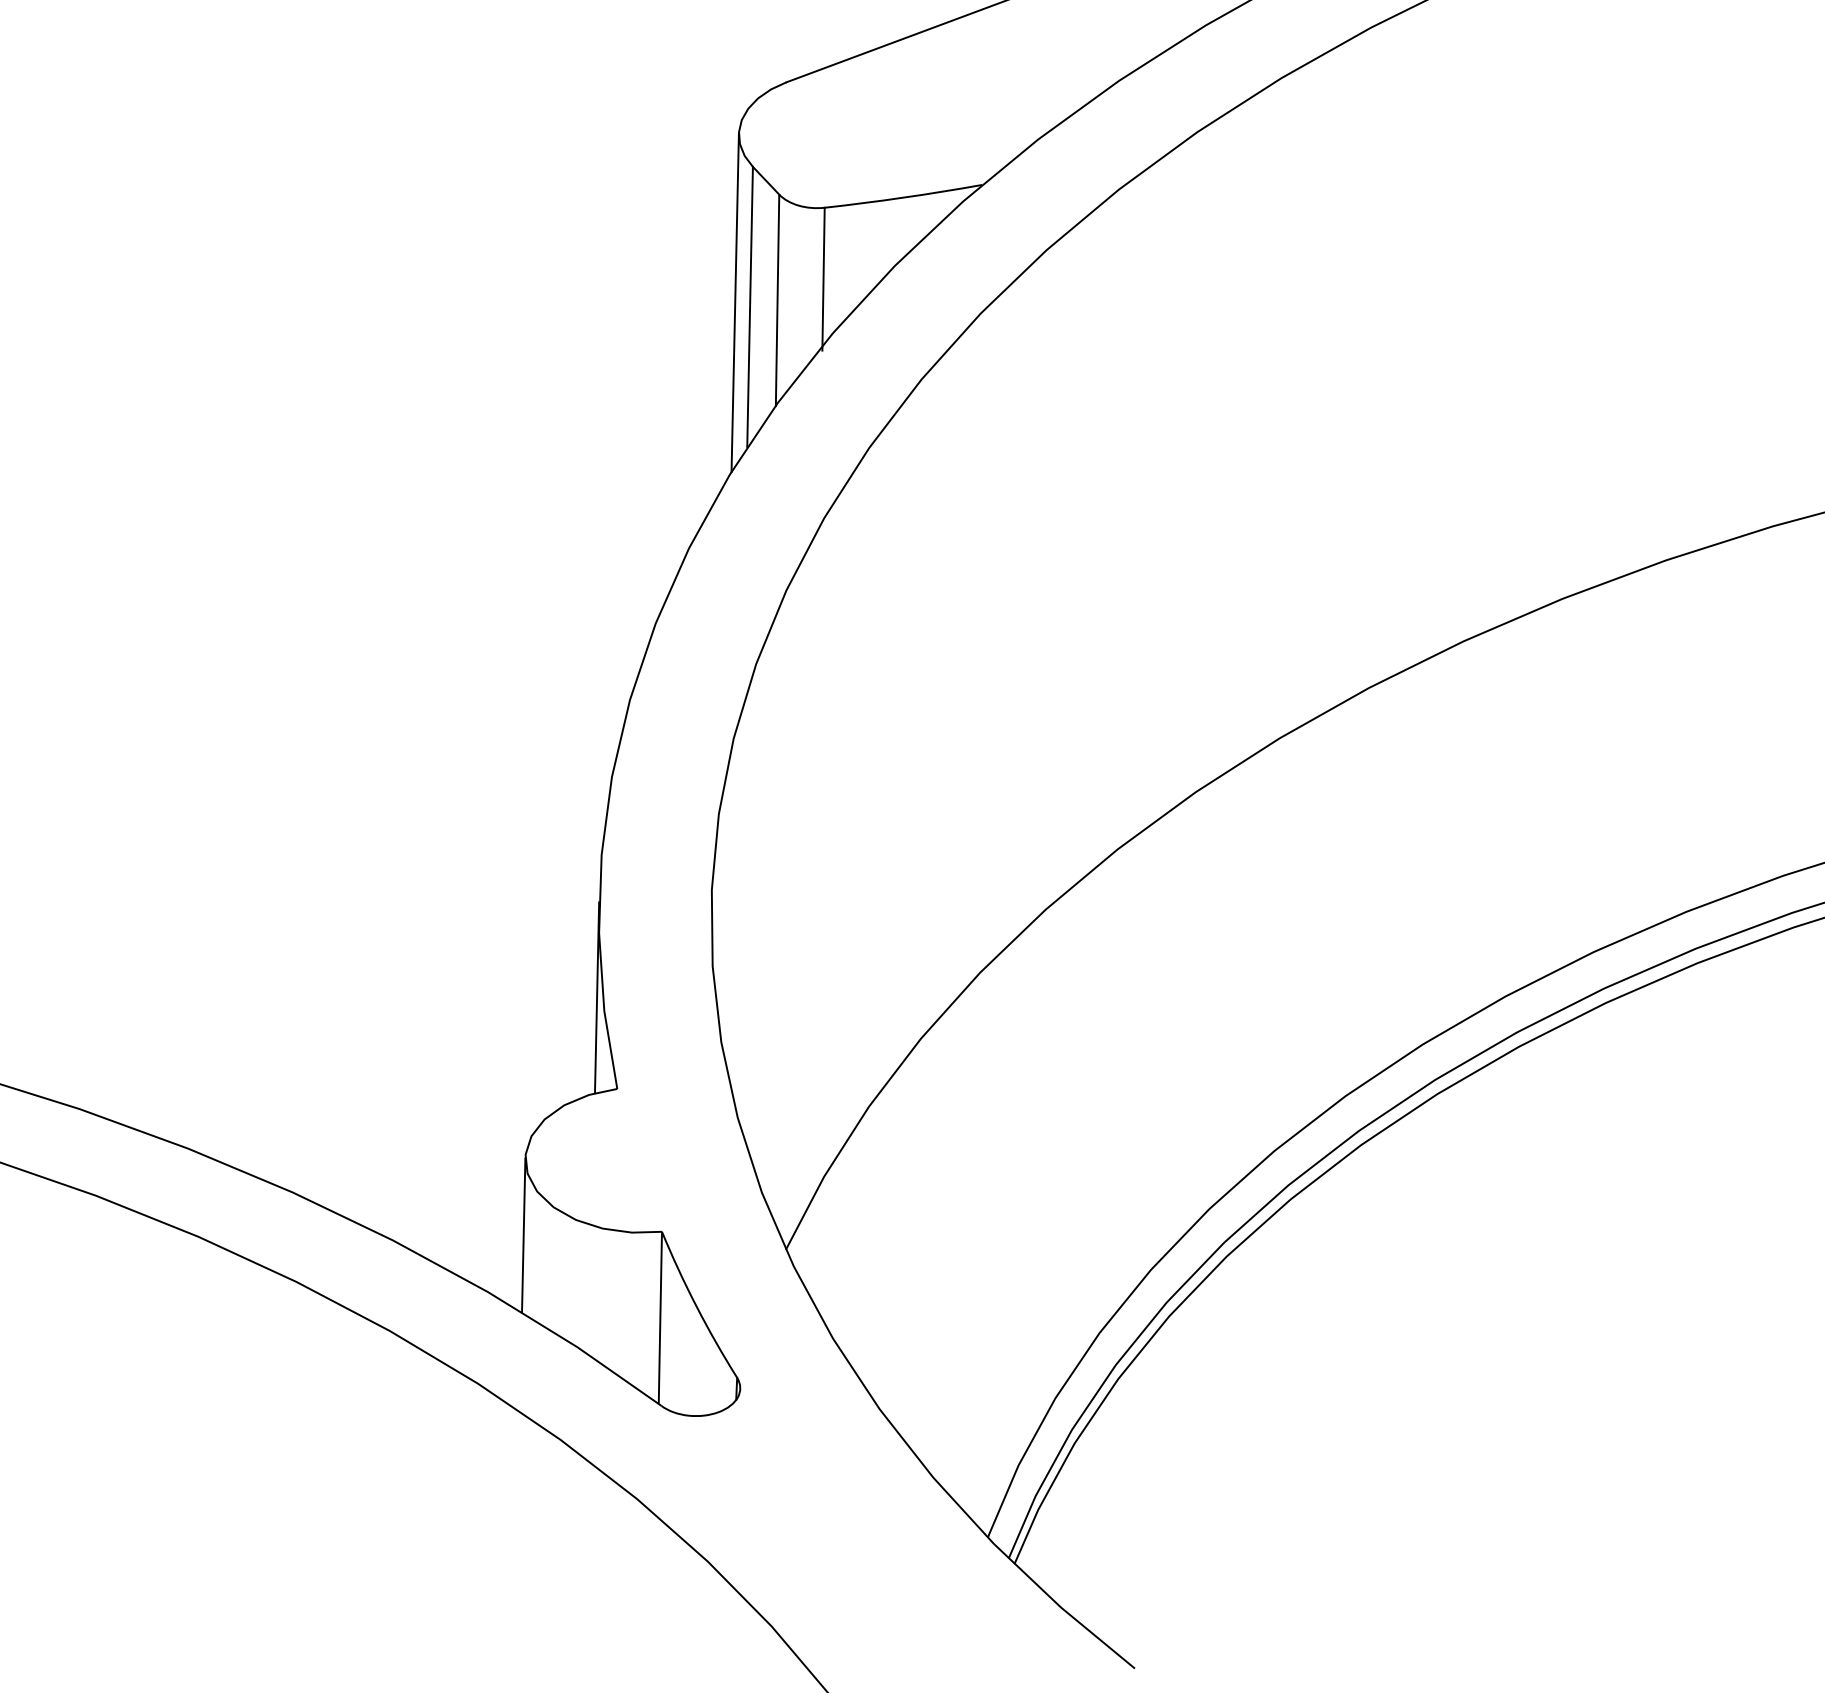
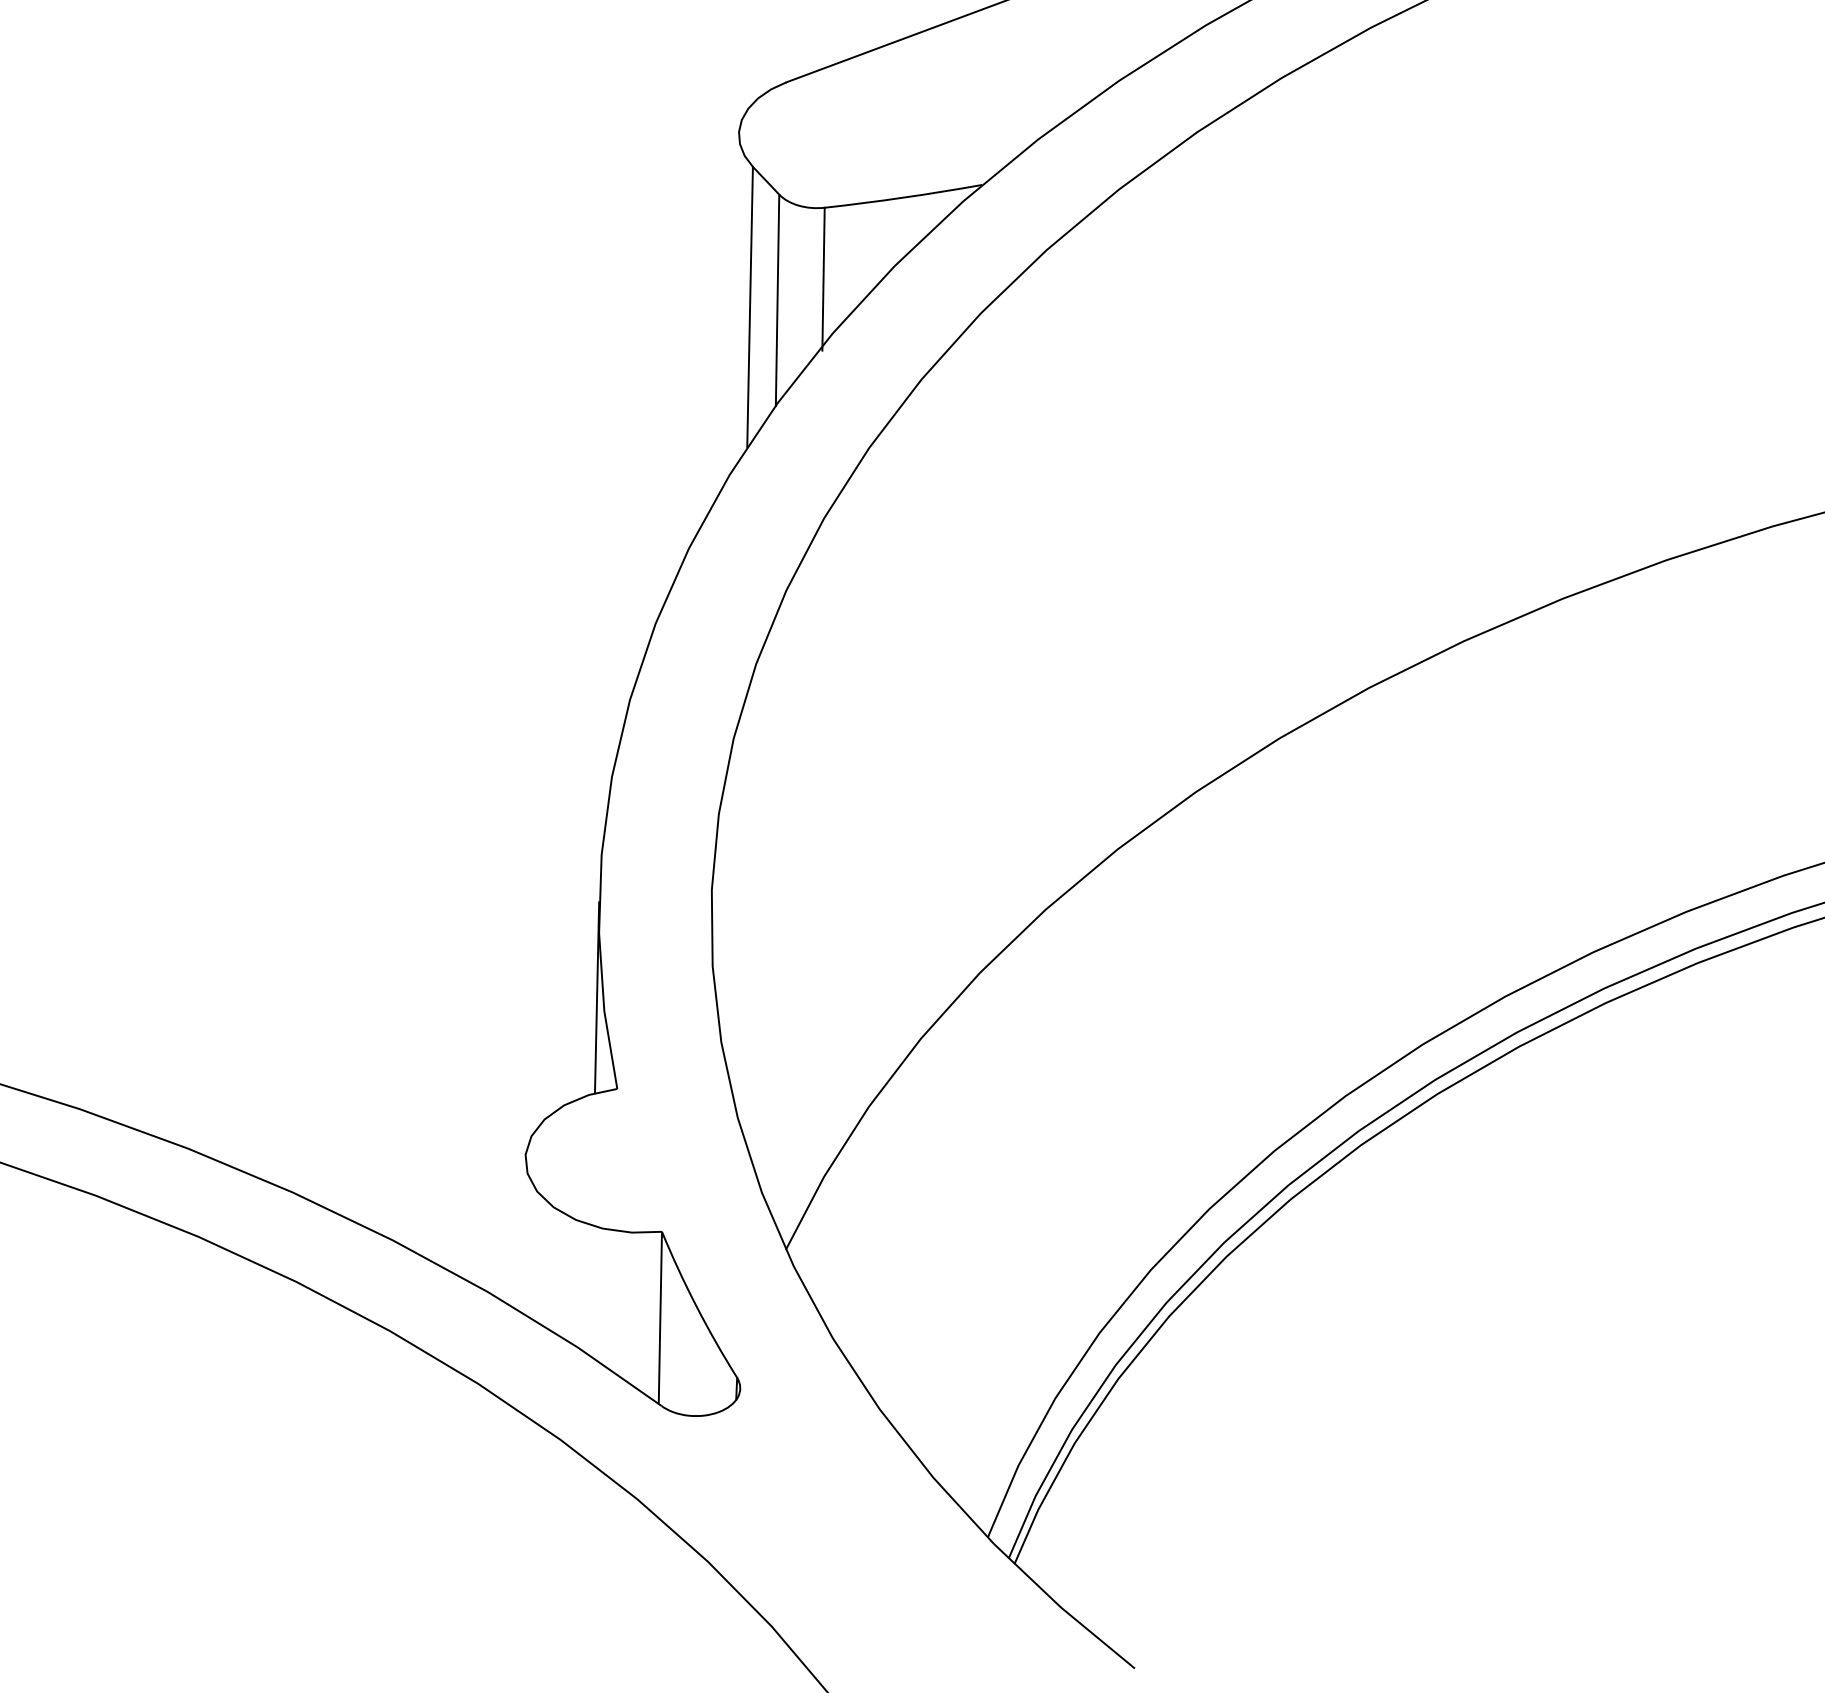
line: present -> none (734, 303)
line: present -> none (523, 1235)
